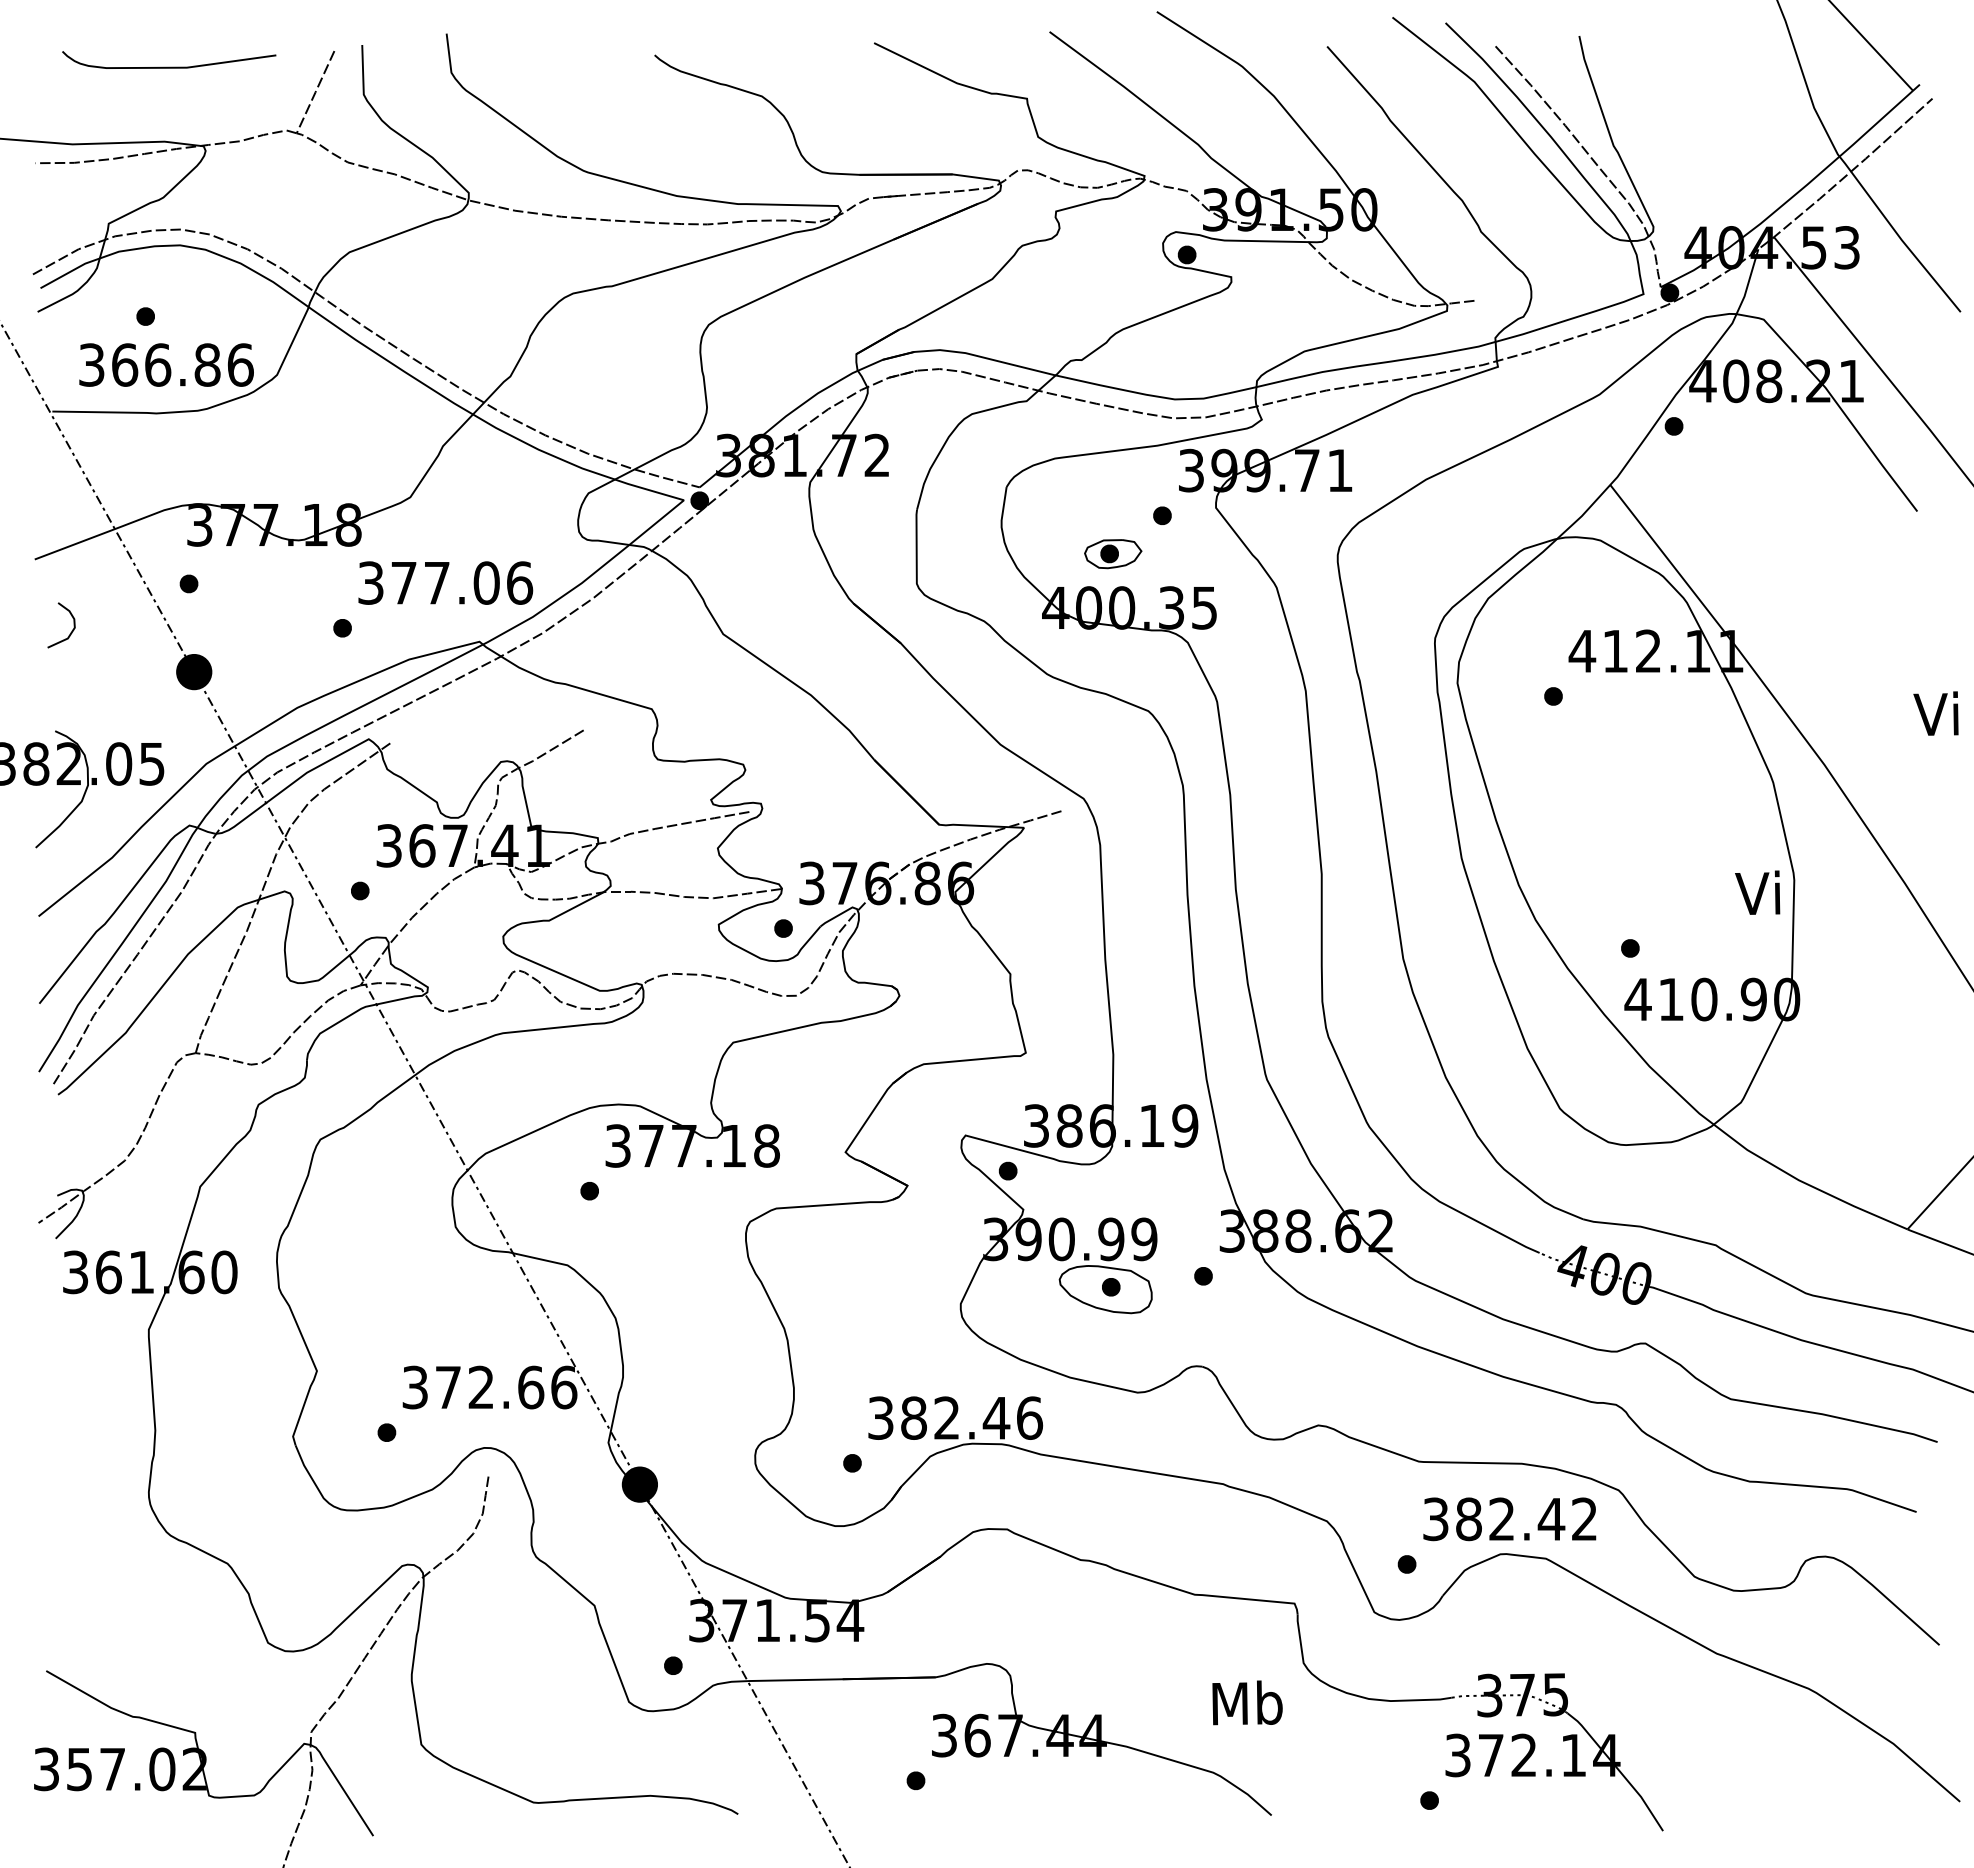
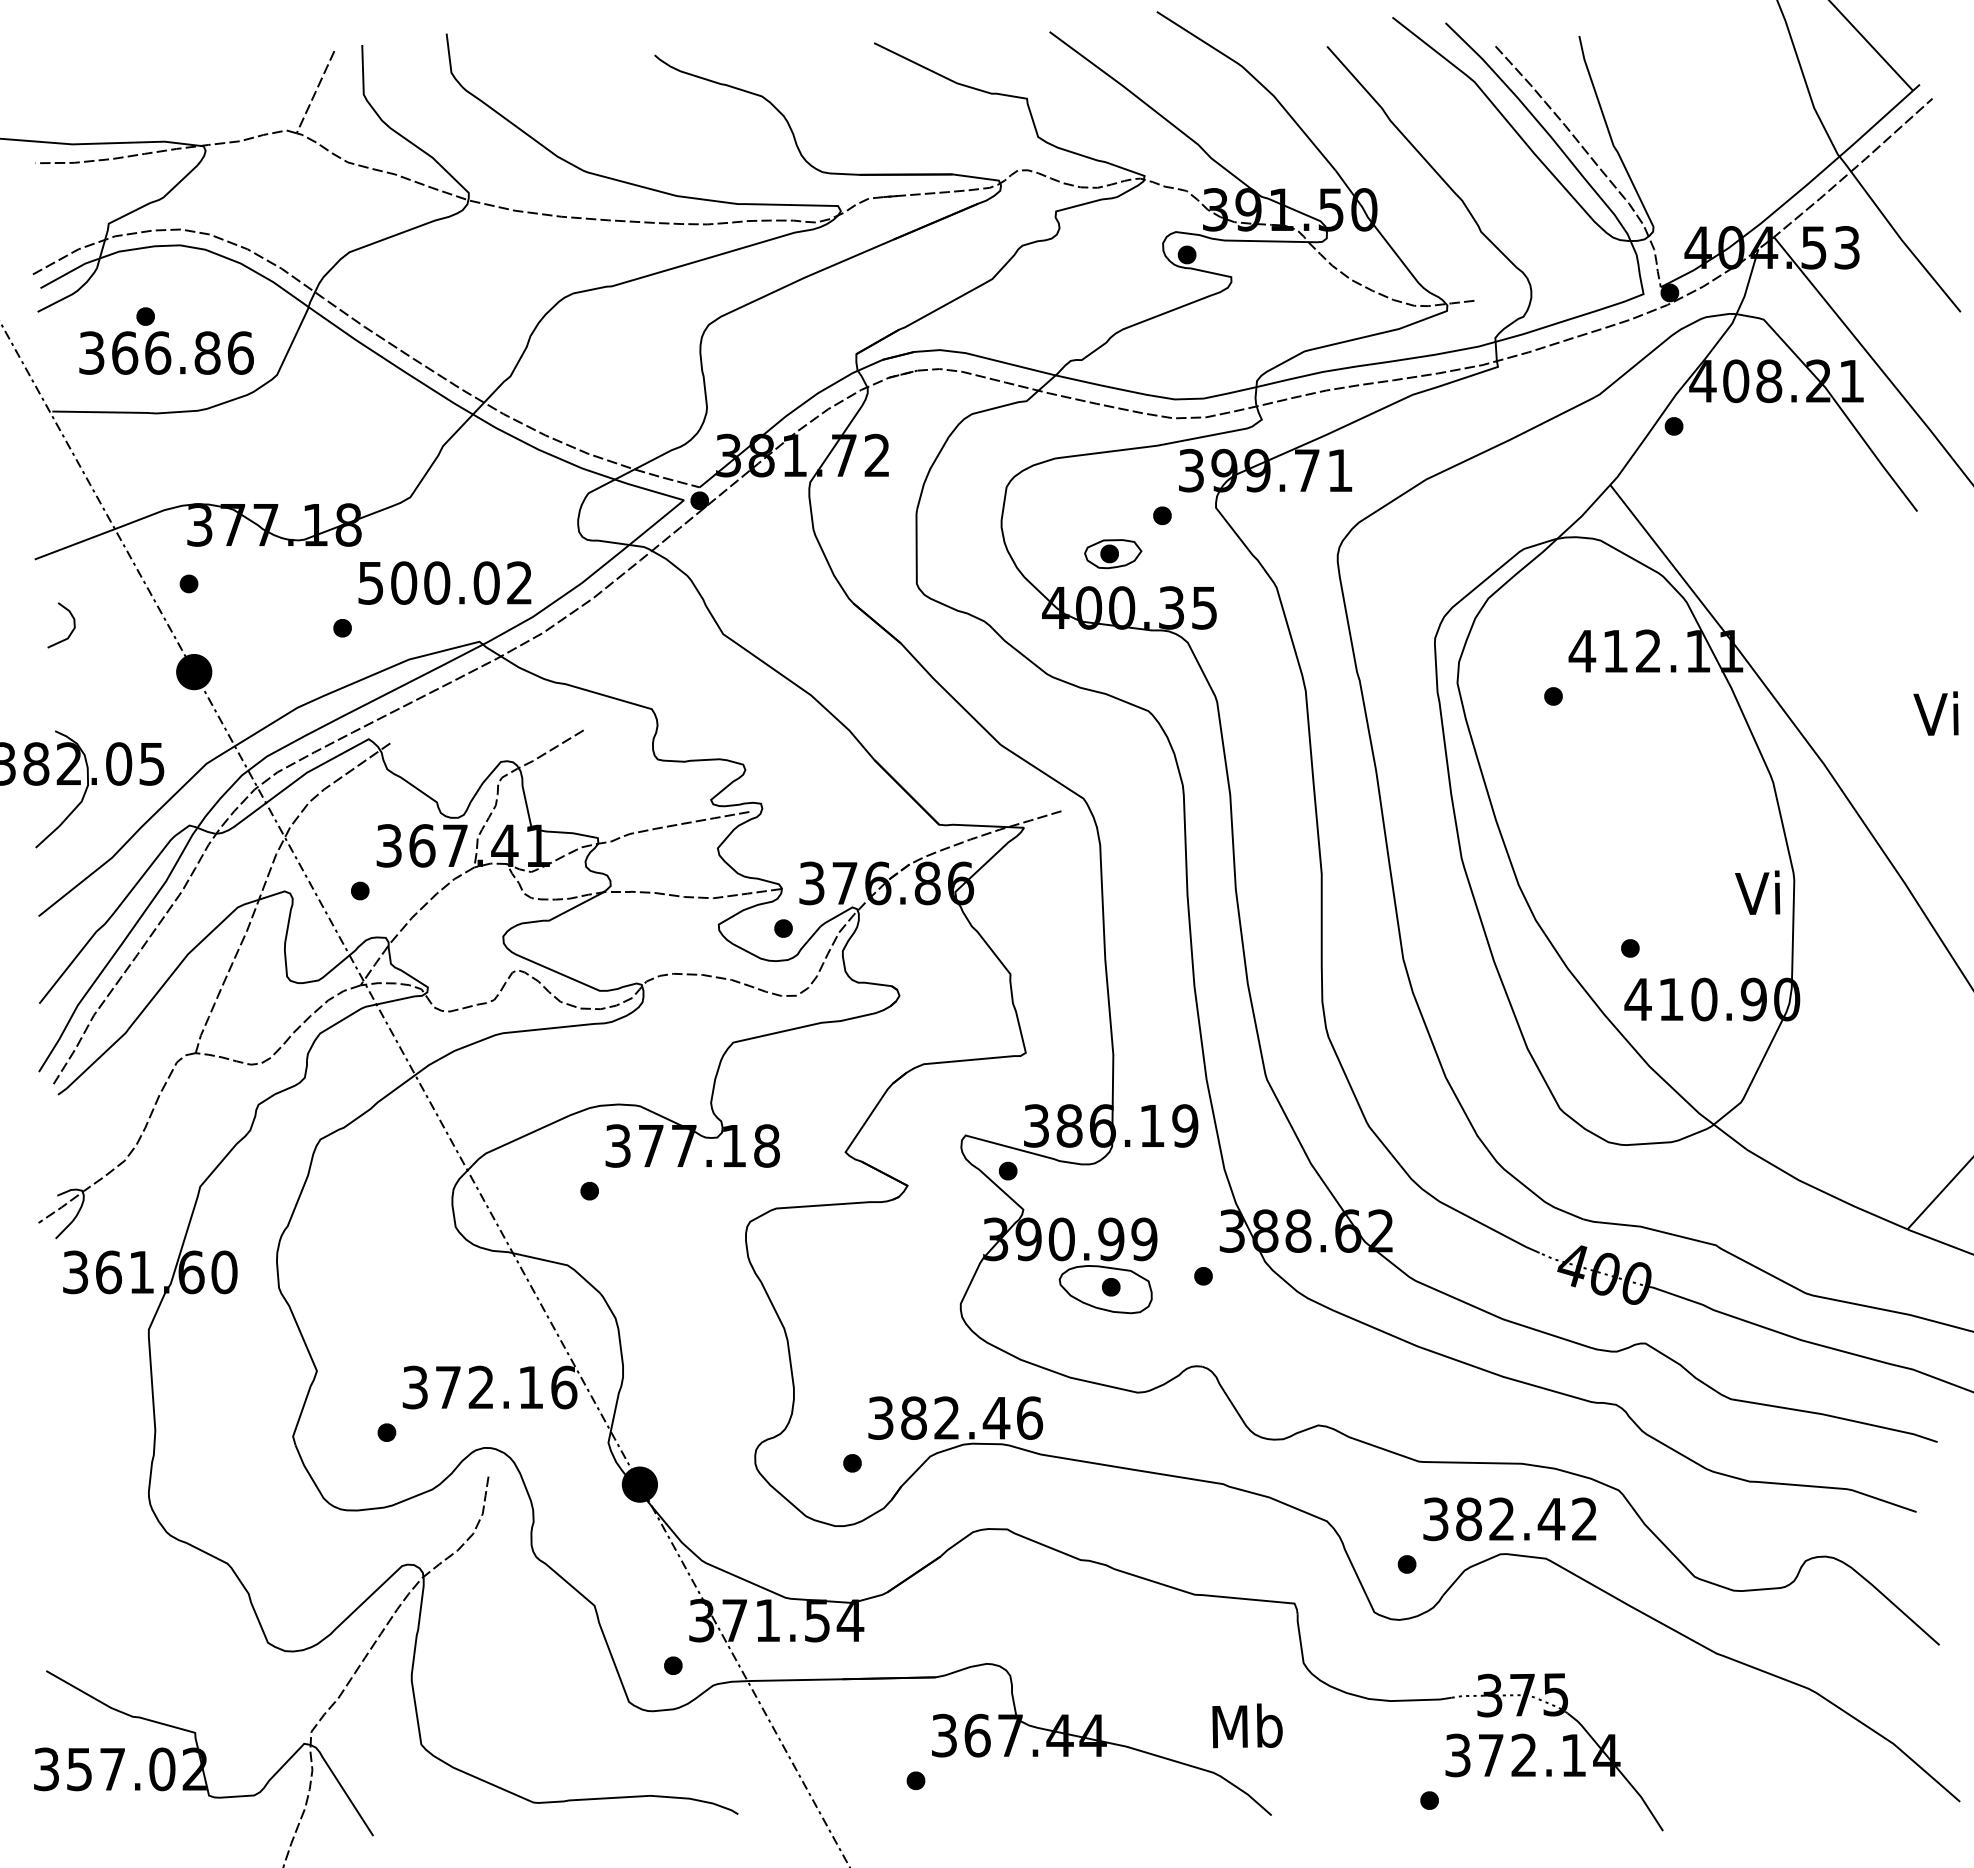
curve: present -> none (169, 66)
text position: (166, 364) -> (166, 352) (166, 352)
text: 377.06 -> 500.02 (445, 582)
text: 372.66 -> 372.16 (531, 1387)
text position: (1247, 1702) -> (1247, 1725) (1247, 1725)
